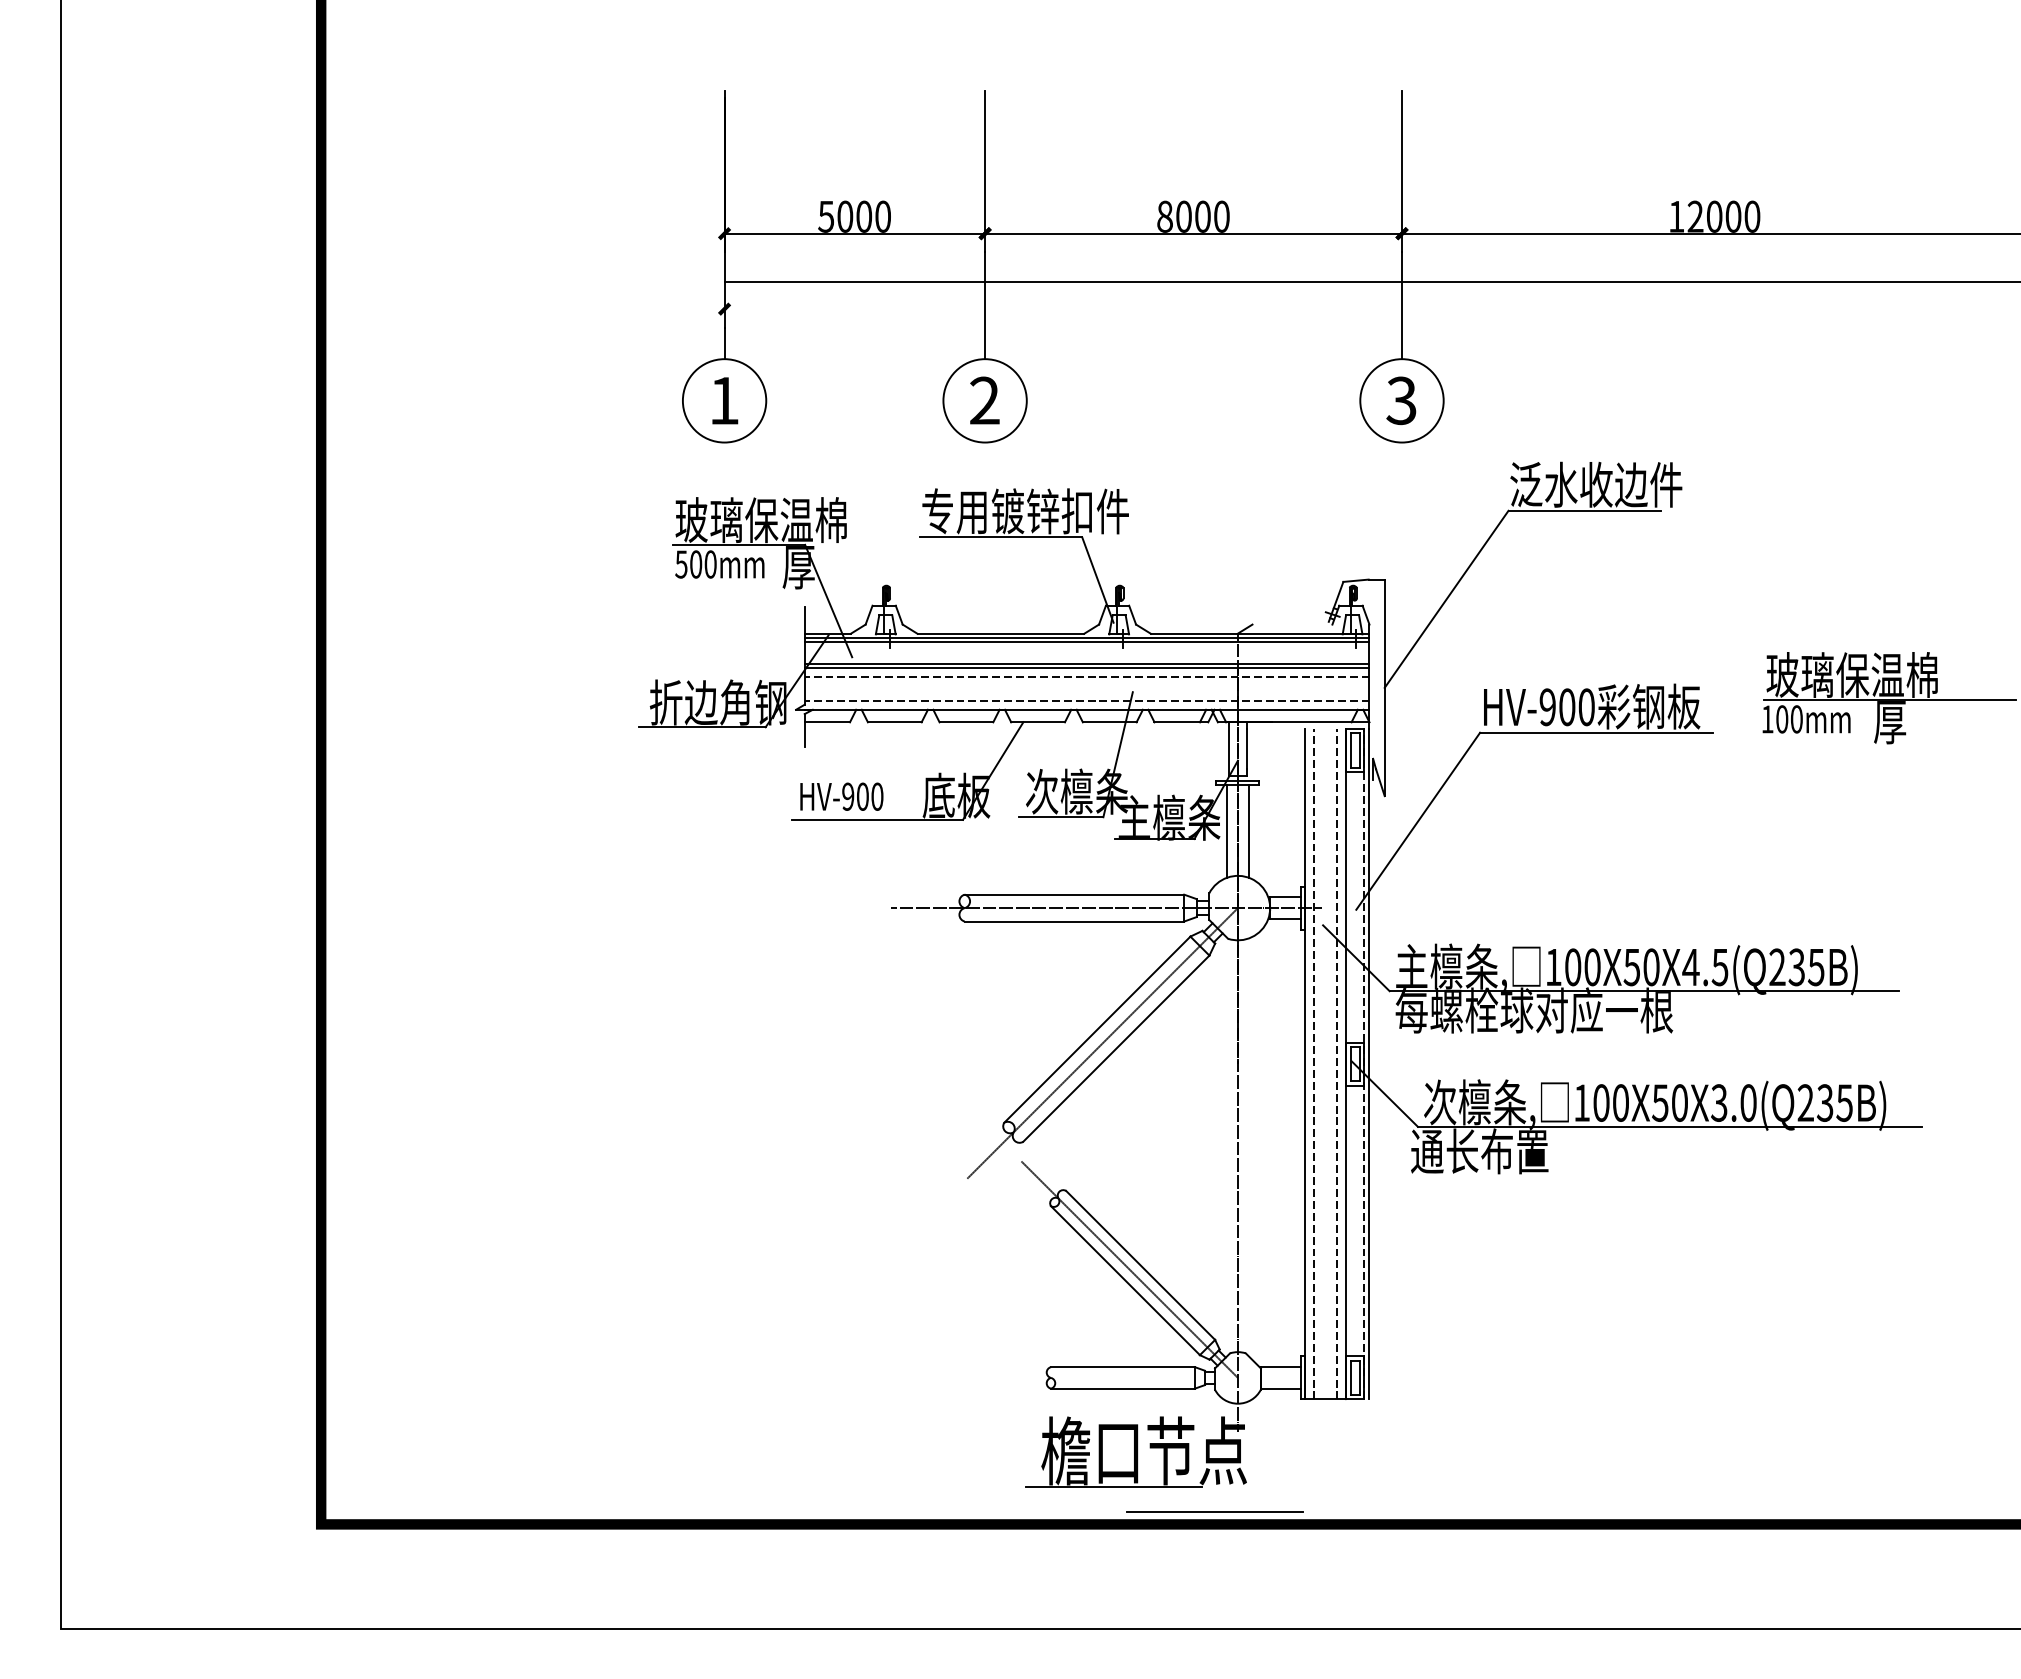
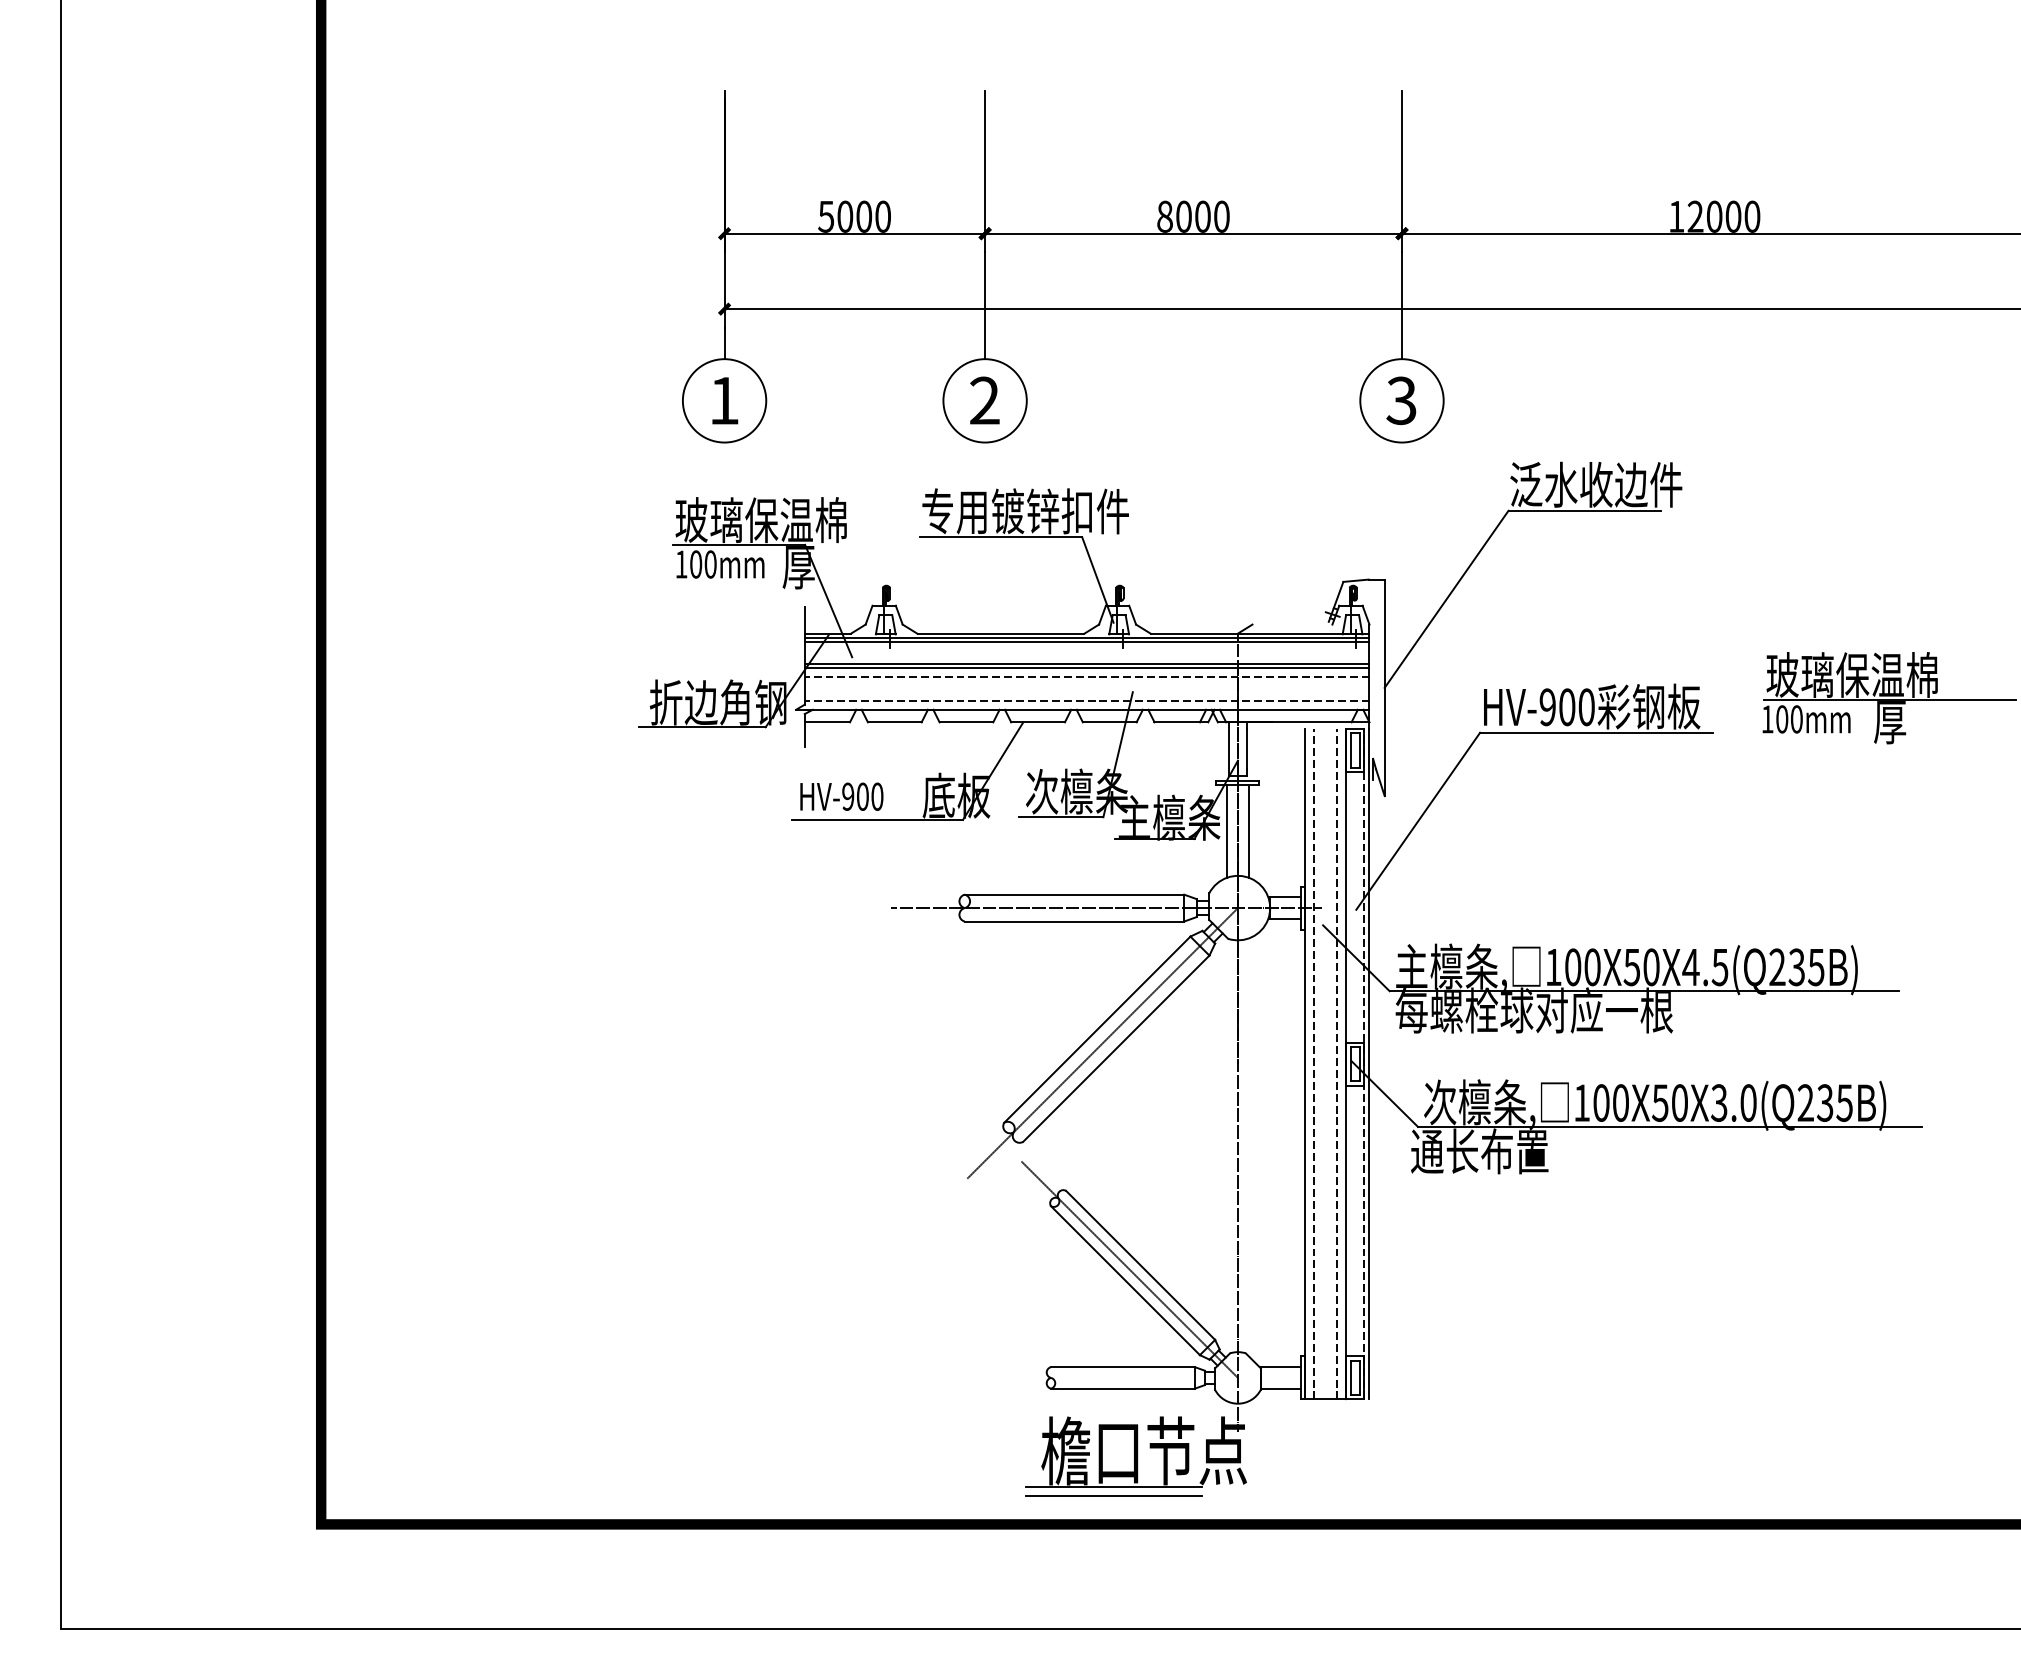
line position: (1370, 282) -> (1370, 309) (1370, 309)
text: 500mm -> 100mm (681, 564)
line position: (1214, 1511) -> (1113, 1495) (1113, 1495)
